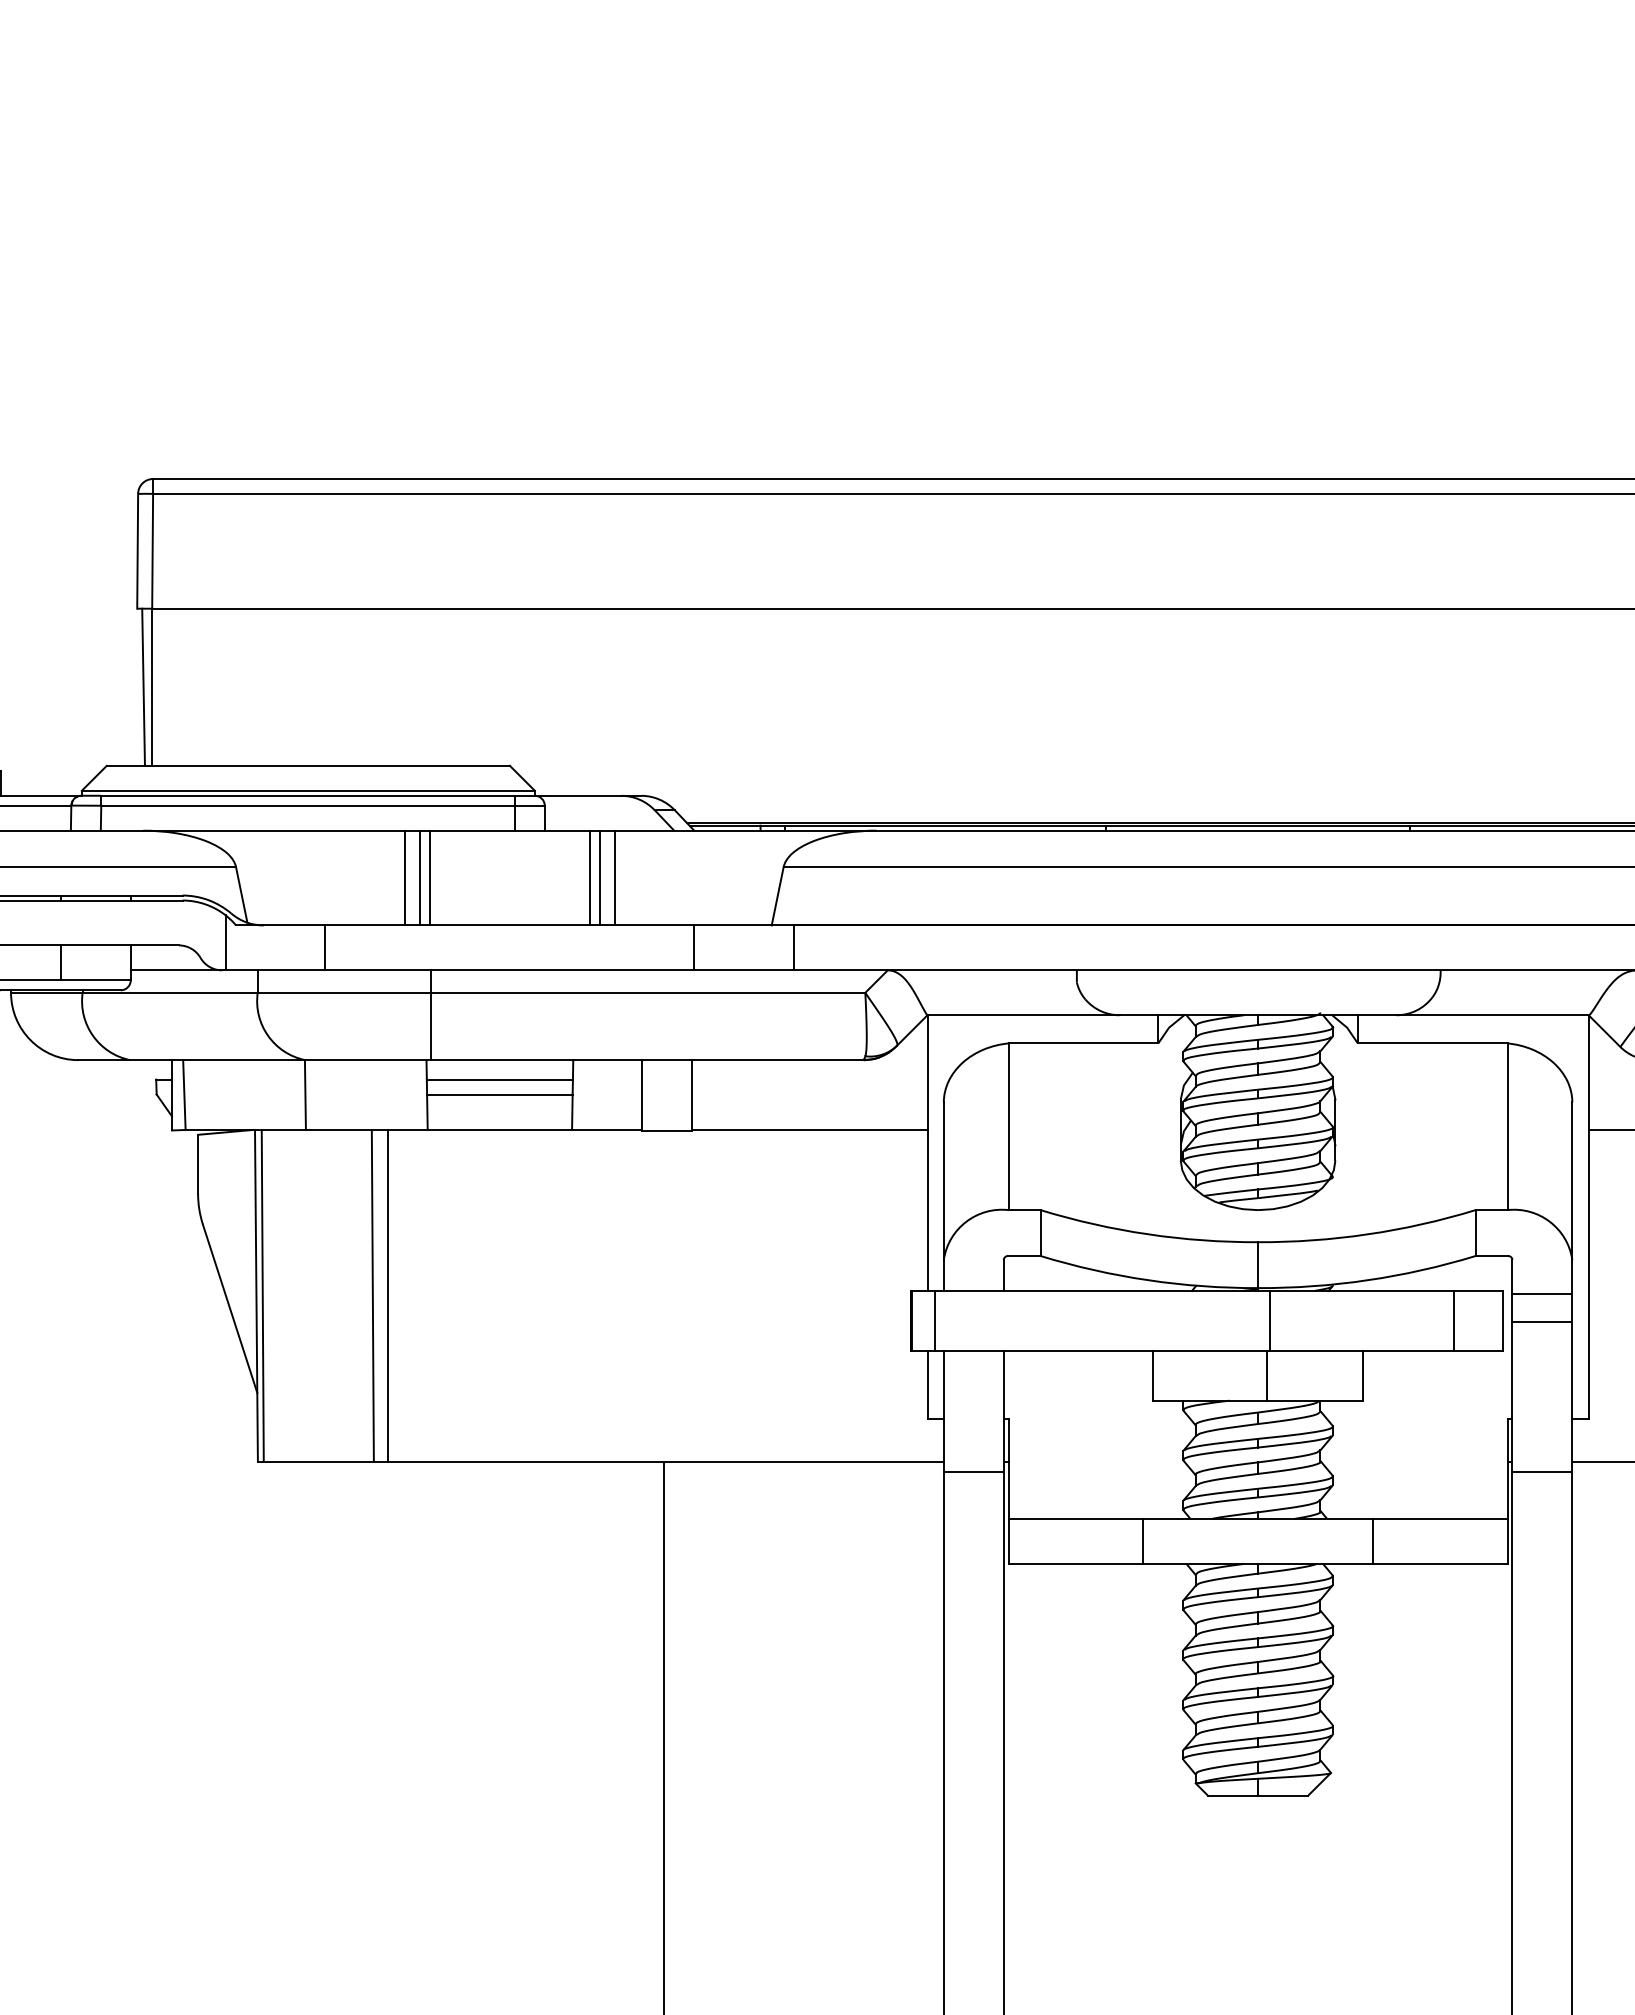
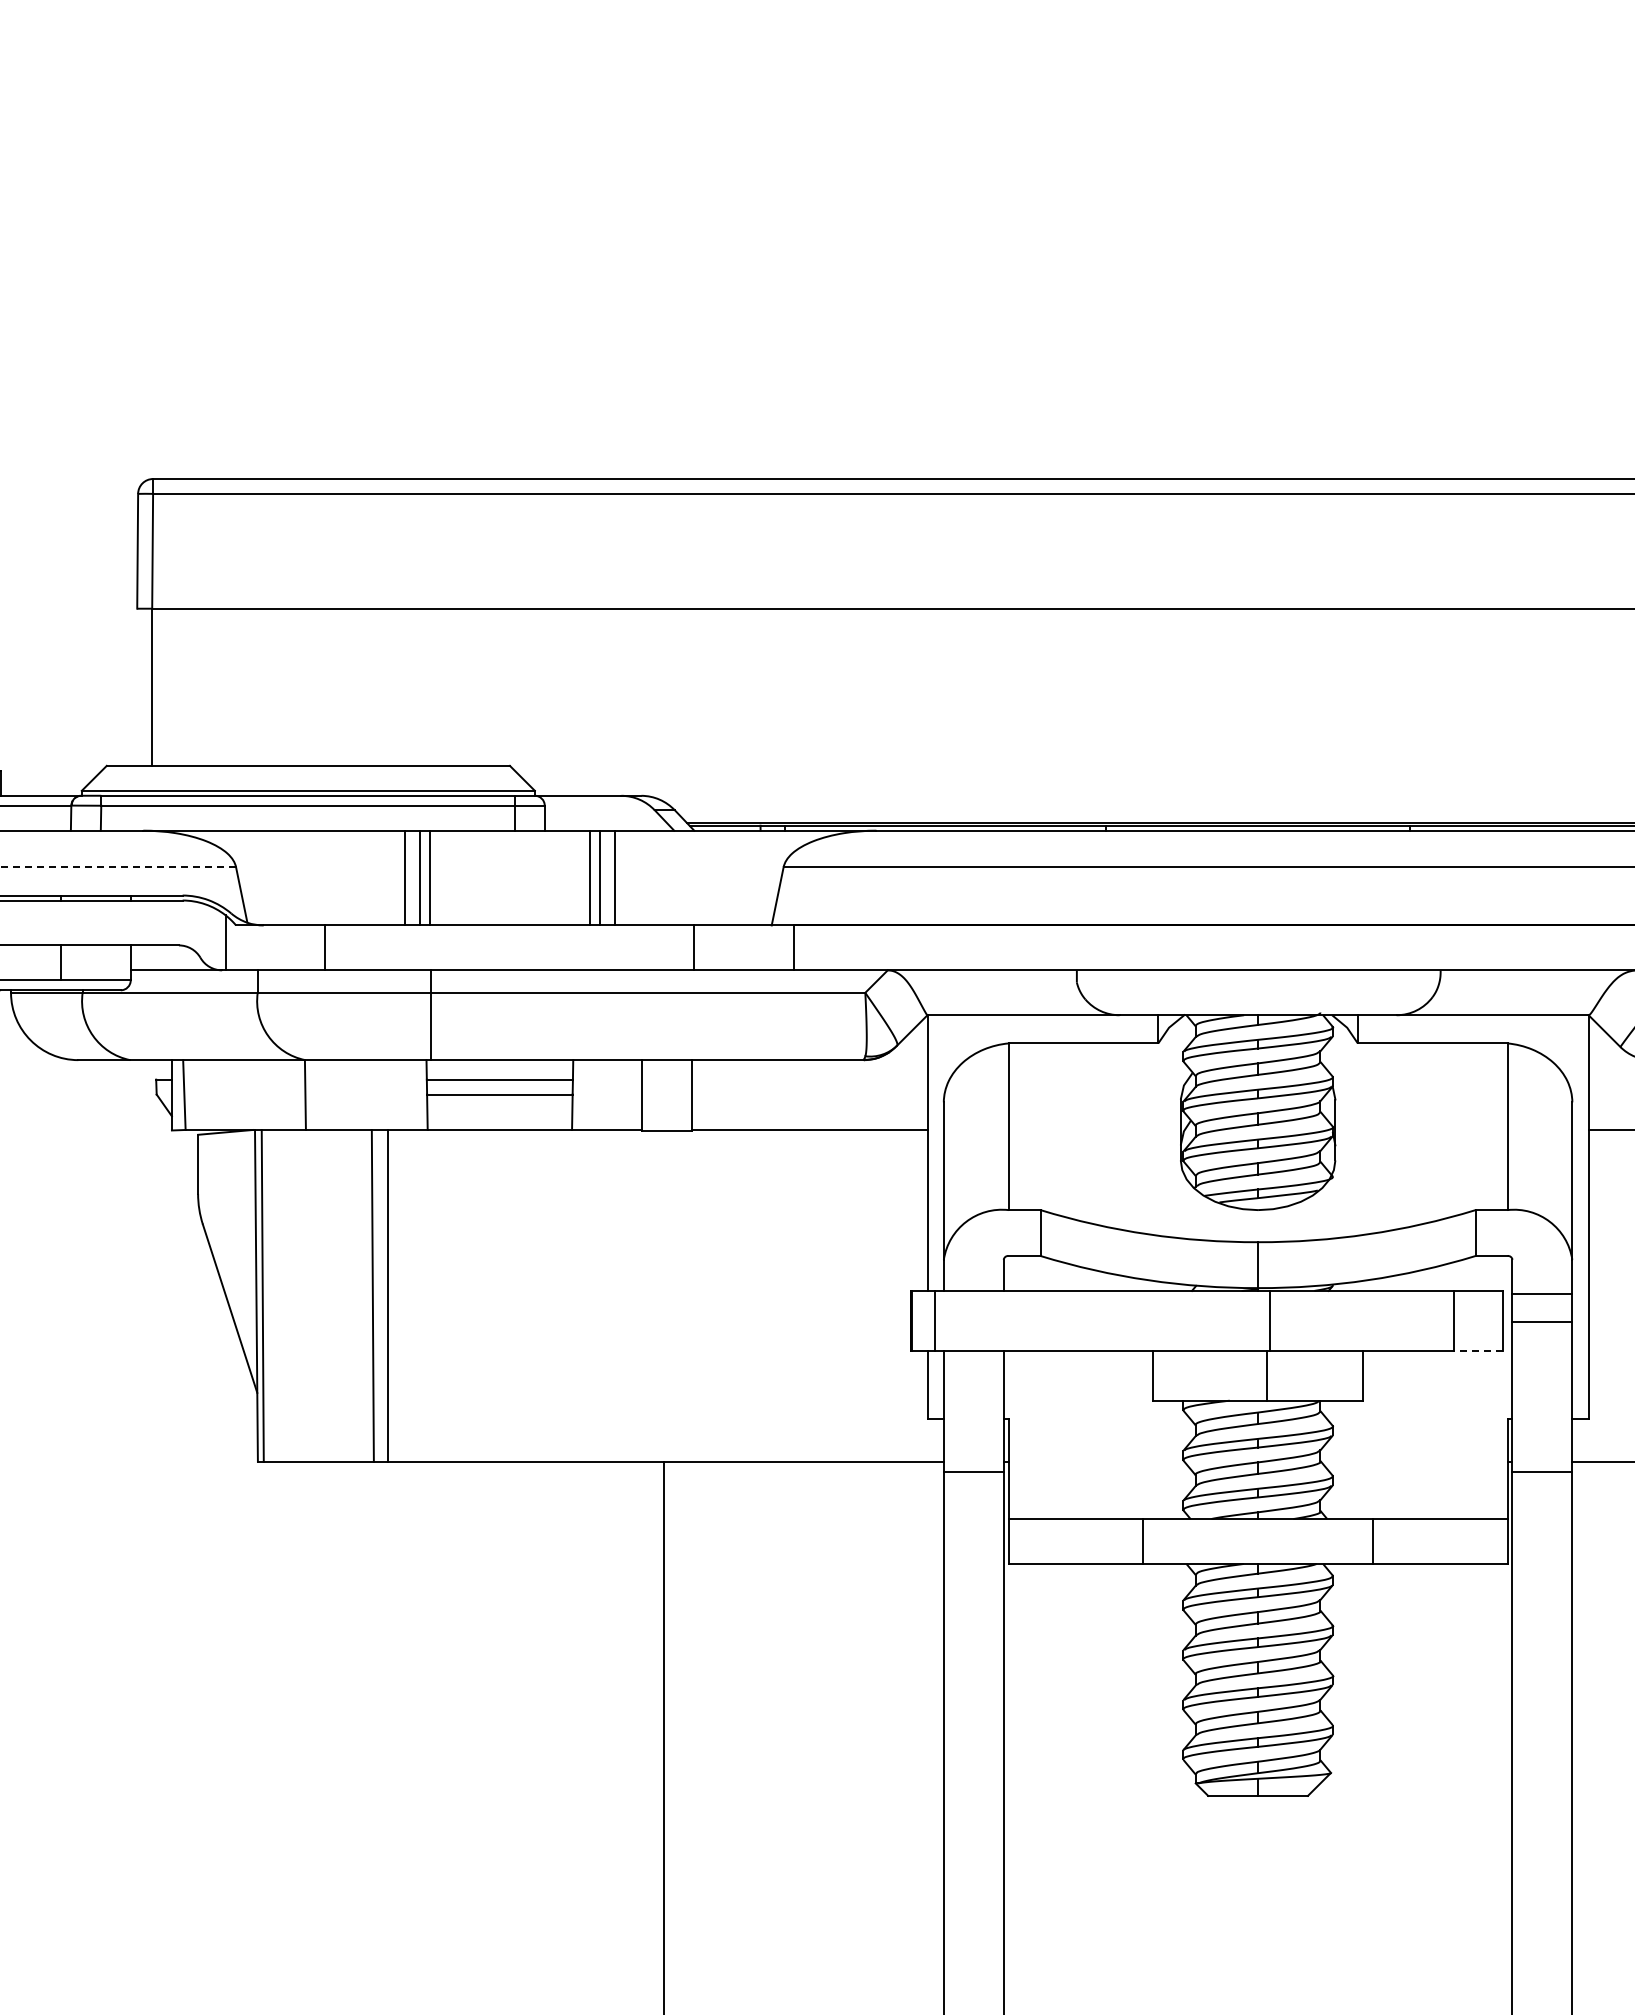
line: present -> none (143, 686)
line: solid -> dashed (118, 867)
line: solid -> dashed (1478, 1350)
